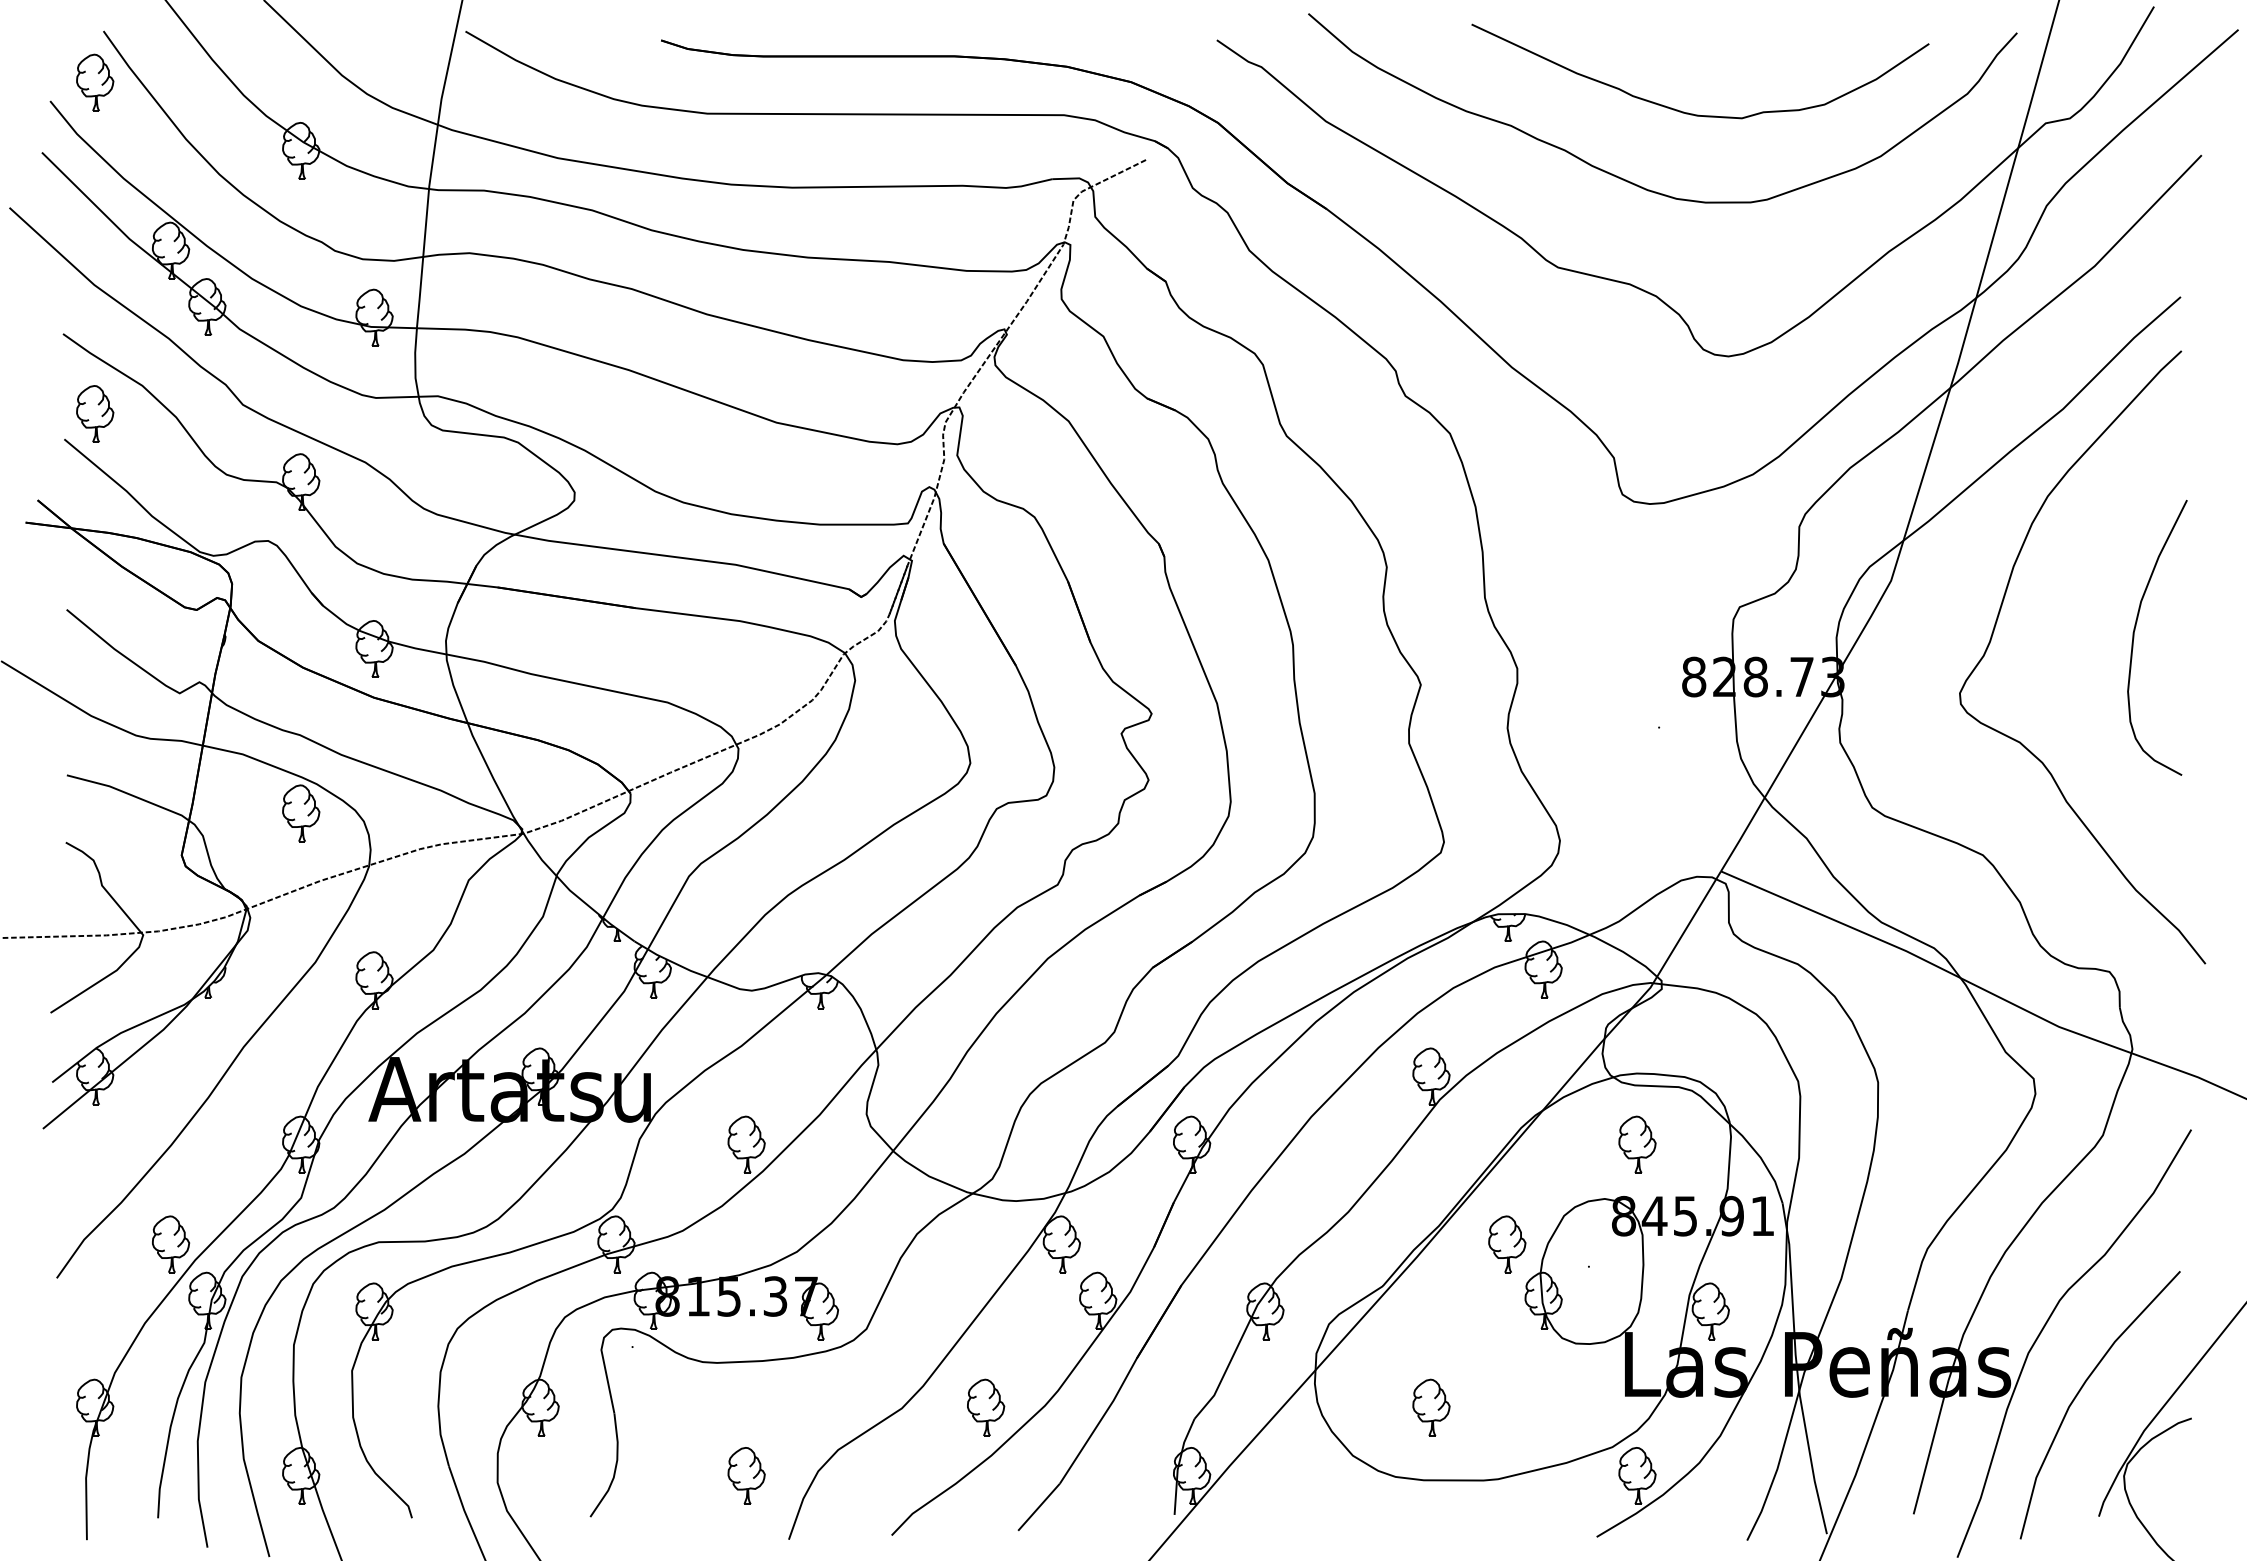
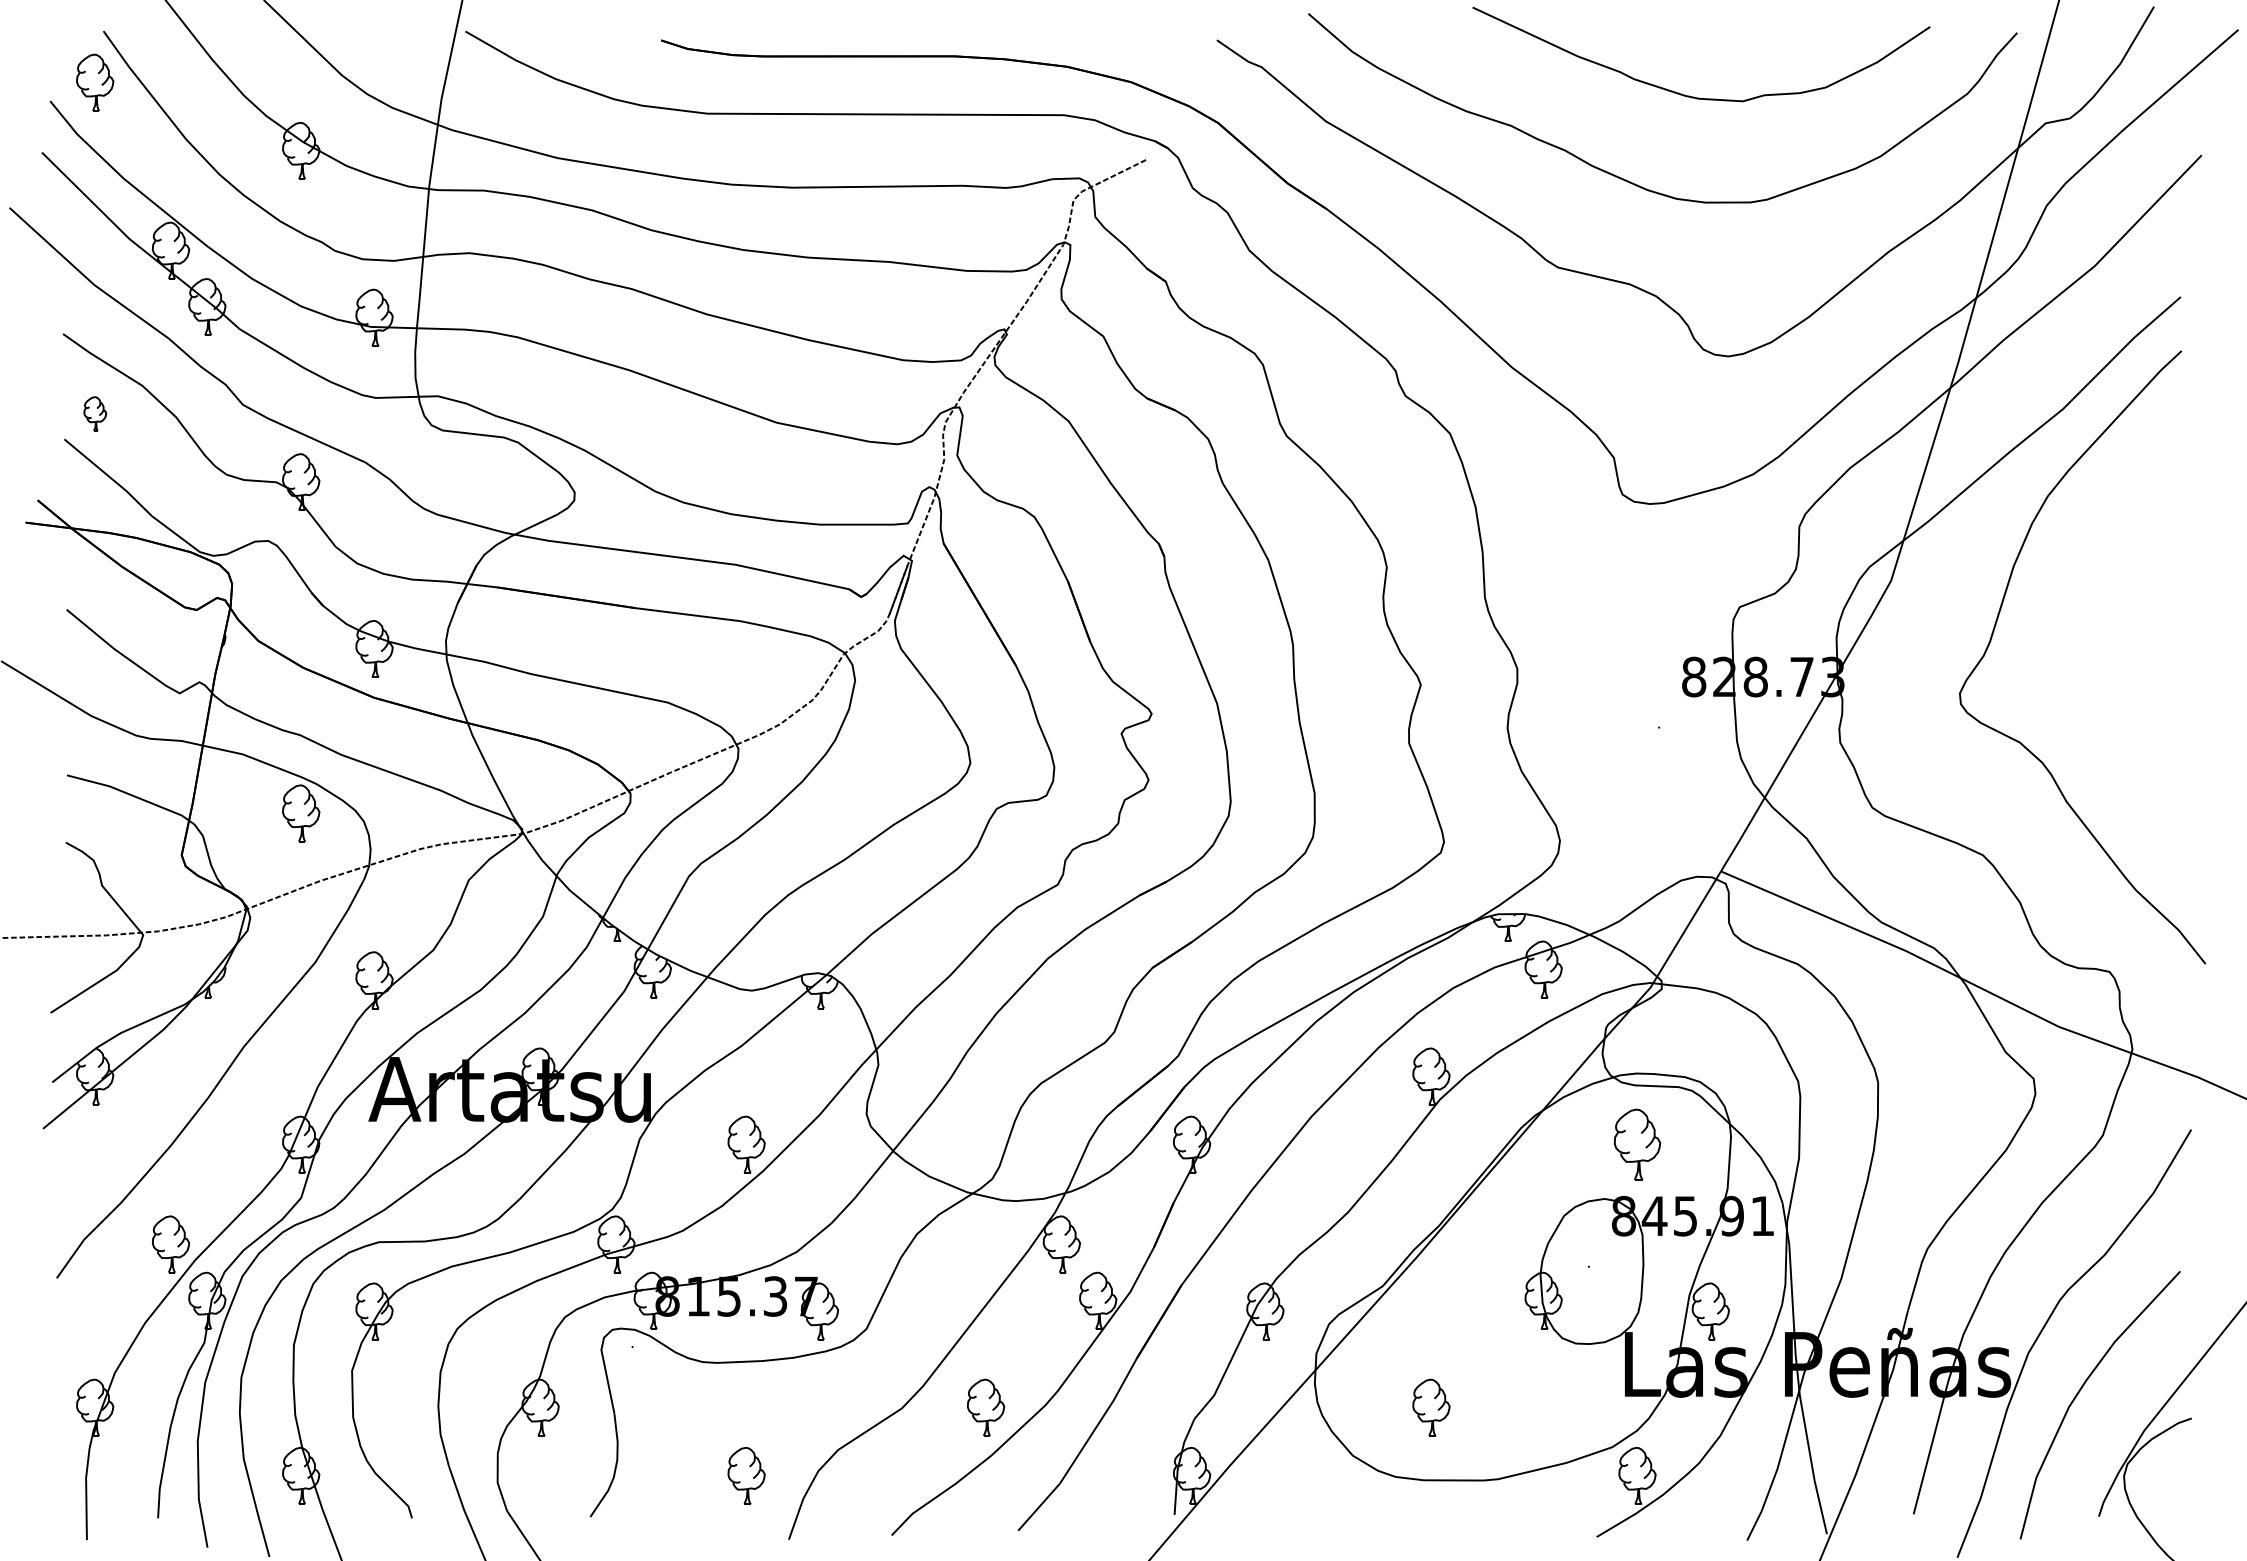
curve position: (1693, 113) -> (1694, 96) (1694, 96)
part size: 39x58 px -> 25x36 px (95, 413)
curve: present -> none (2134, 637)
part size: 39x59 px -> 48x73 px (1637, 1144)
part: present -> none (1507, 1244)
